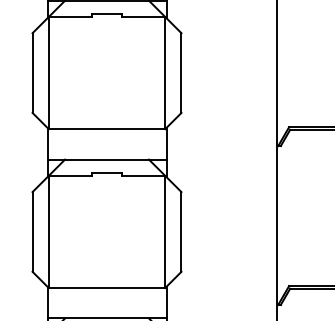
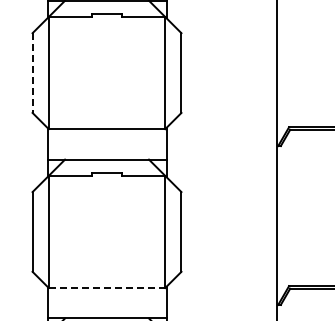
line: solid -> dashed (32, 73)
line: solid -> dashed (107, 288)
